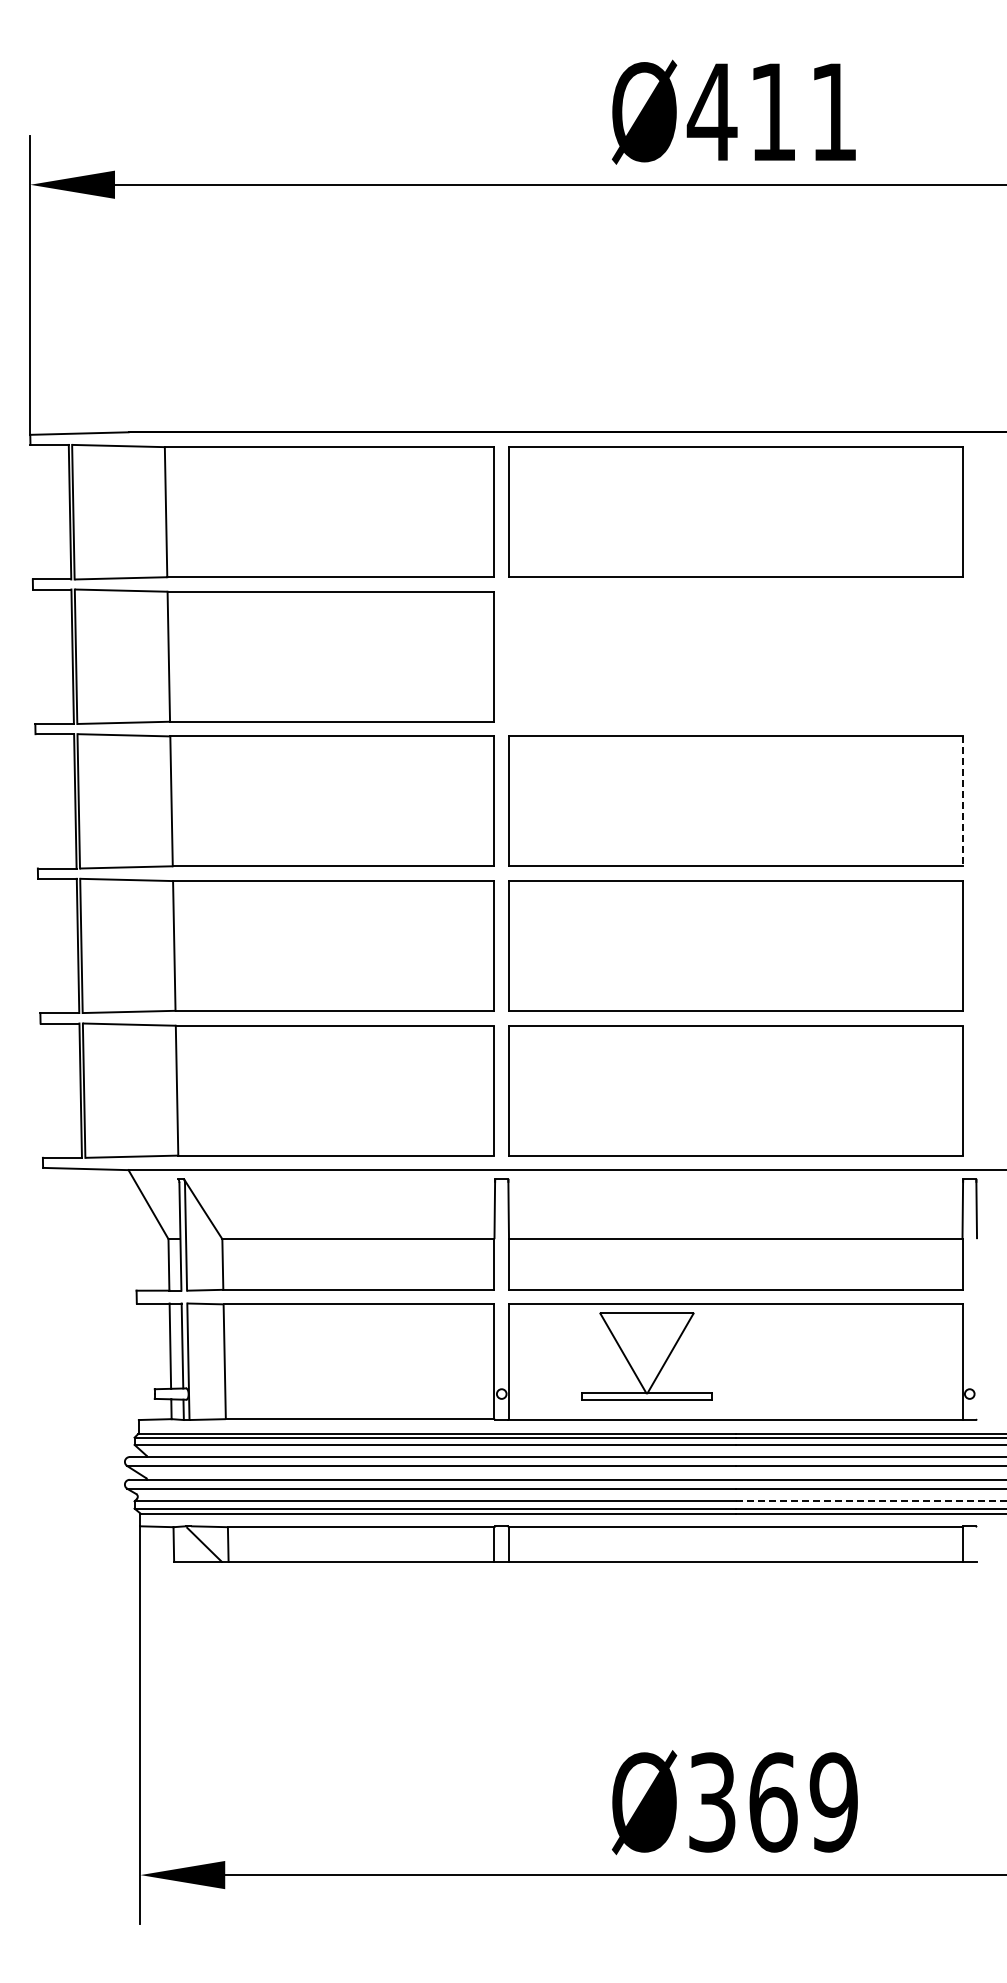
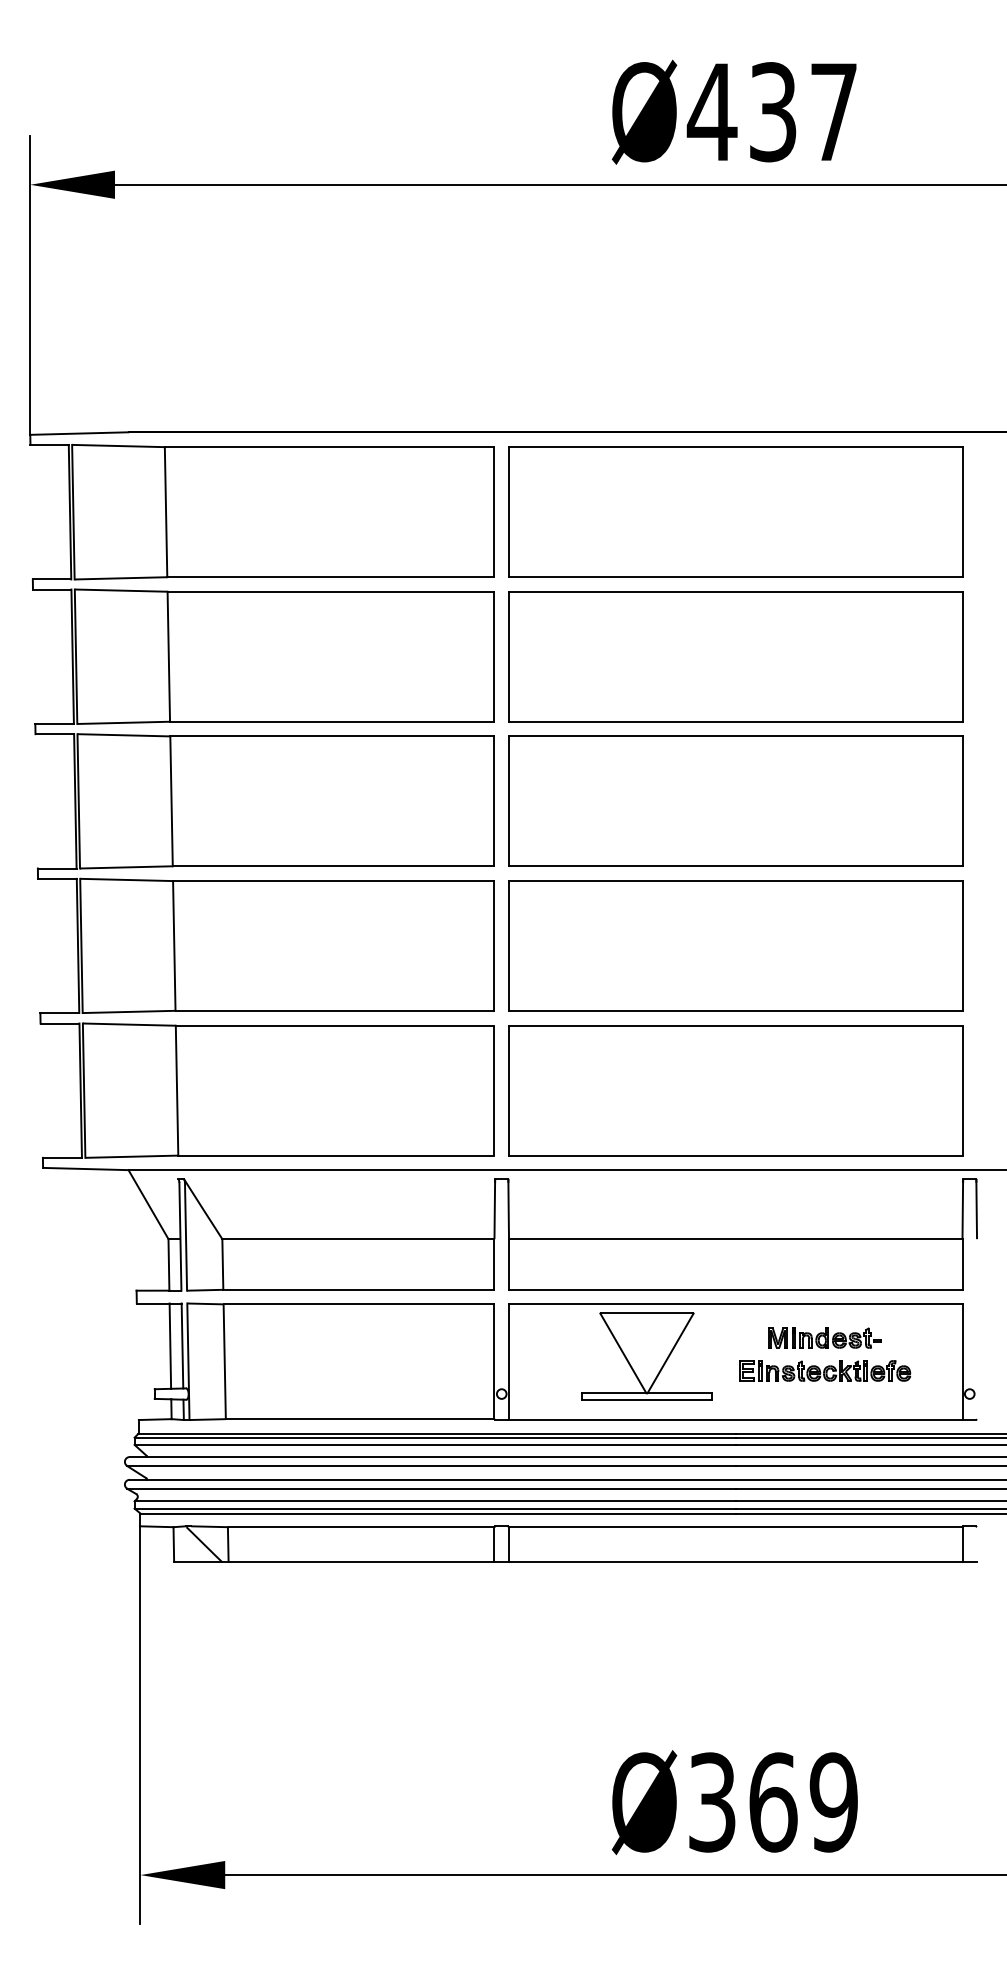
text: Ø411 -> Ø437 (803, 112)
part: none -> present (735, 656)
line: dashed -> solid (962, 801)
part: none -> present (824, 1337)
part: none -> present (825, 1370)
line: dashed -> solid (870, 1501)
